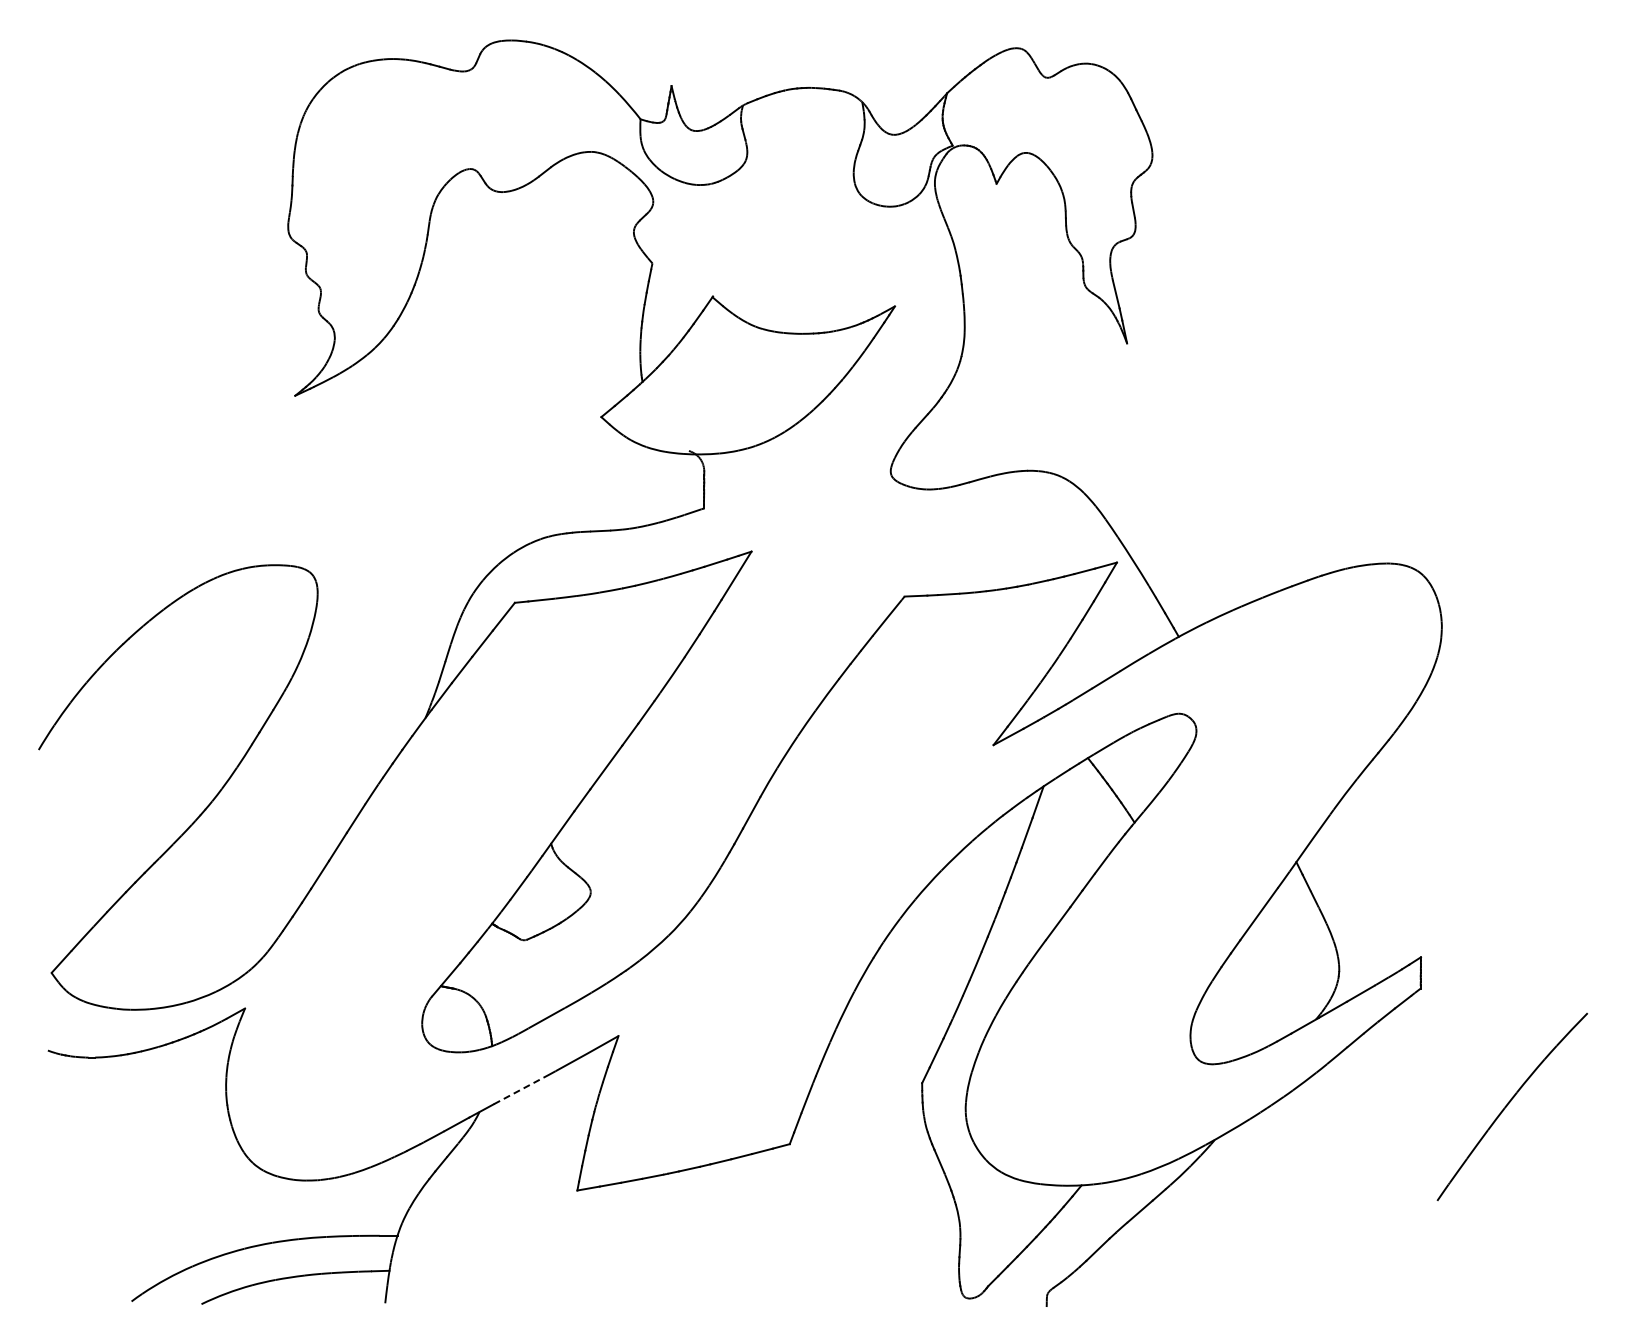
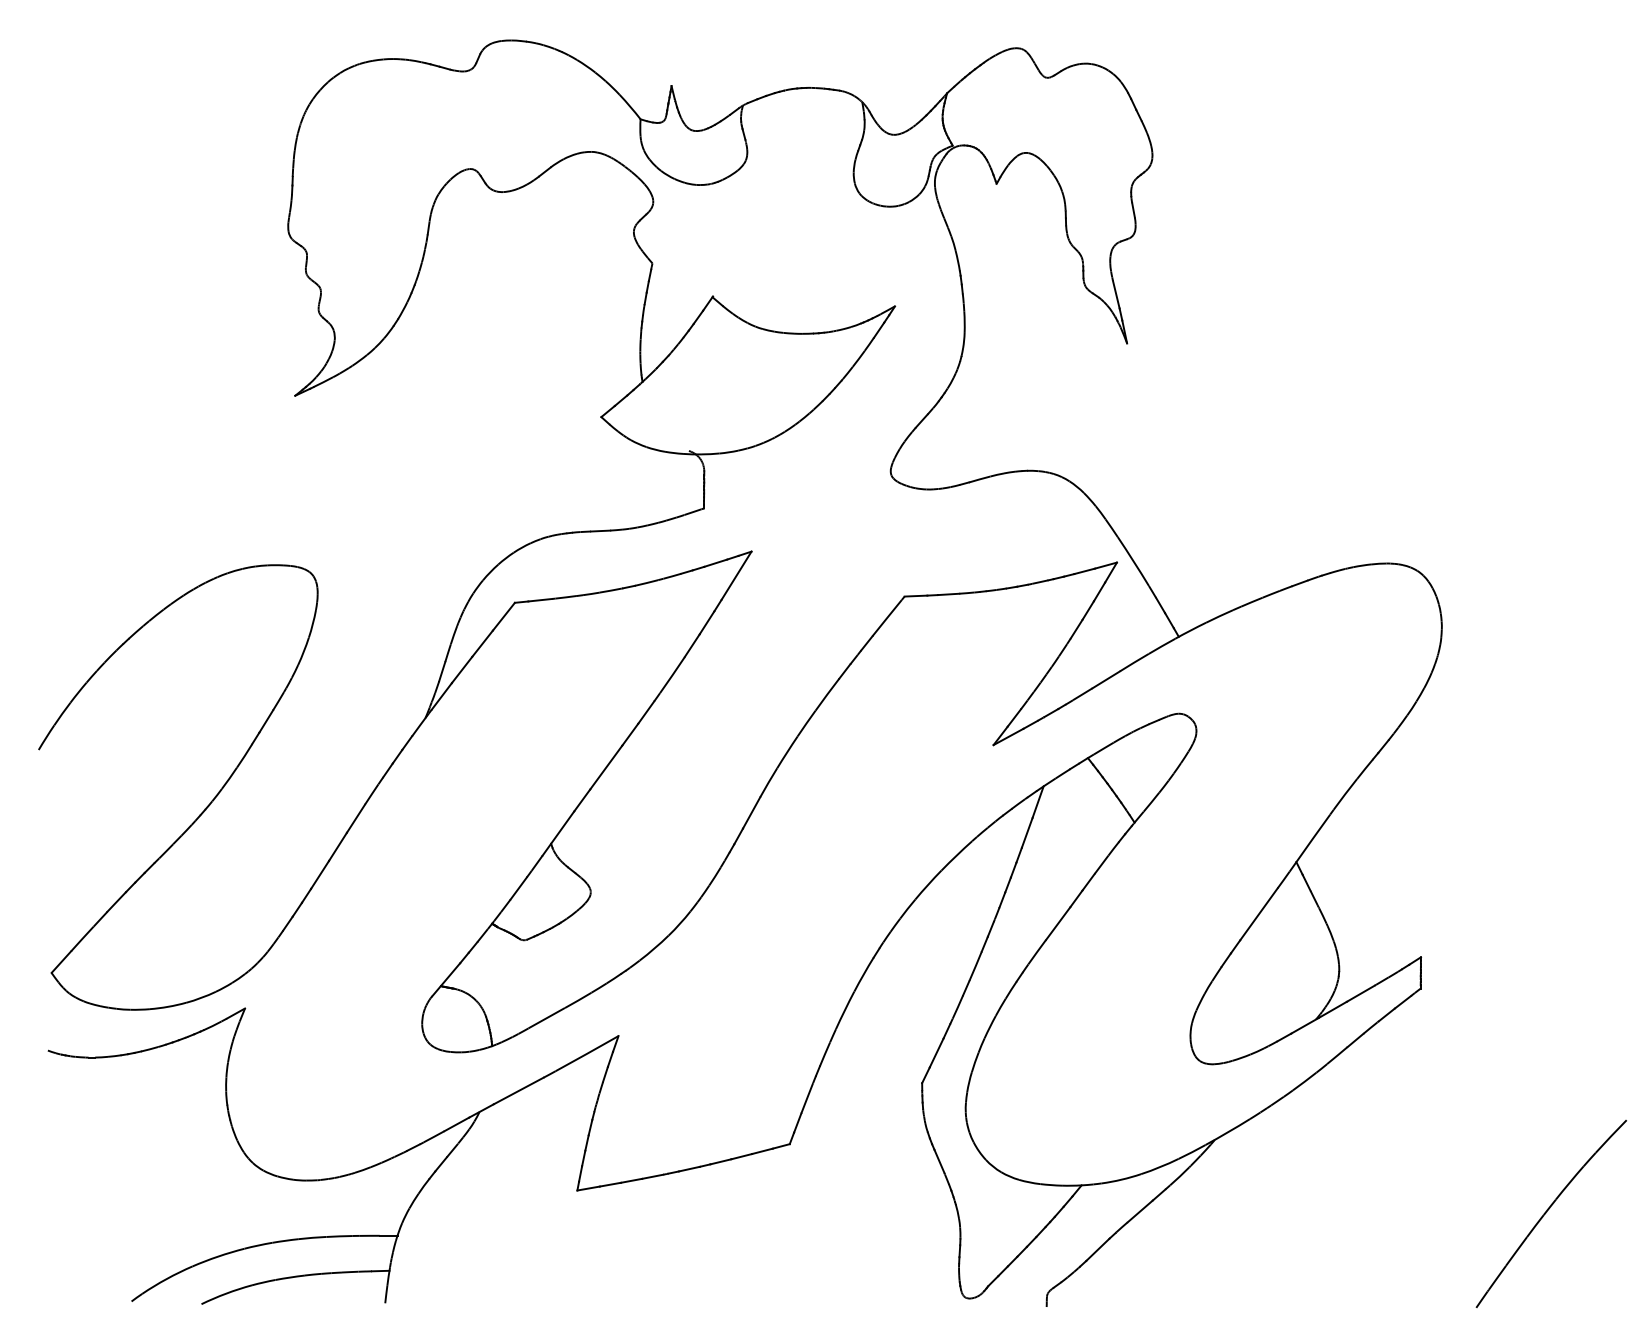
line: dashed -> solid (519, 1090)
part position: (1511, 1106) -> (1550, 1213) (1550, 1213)
